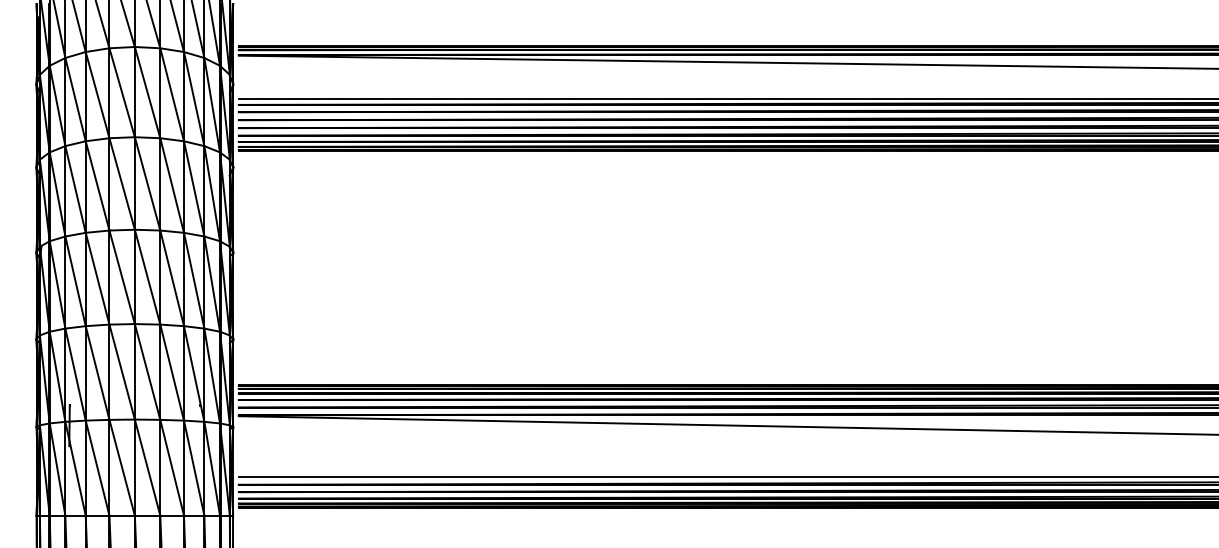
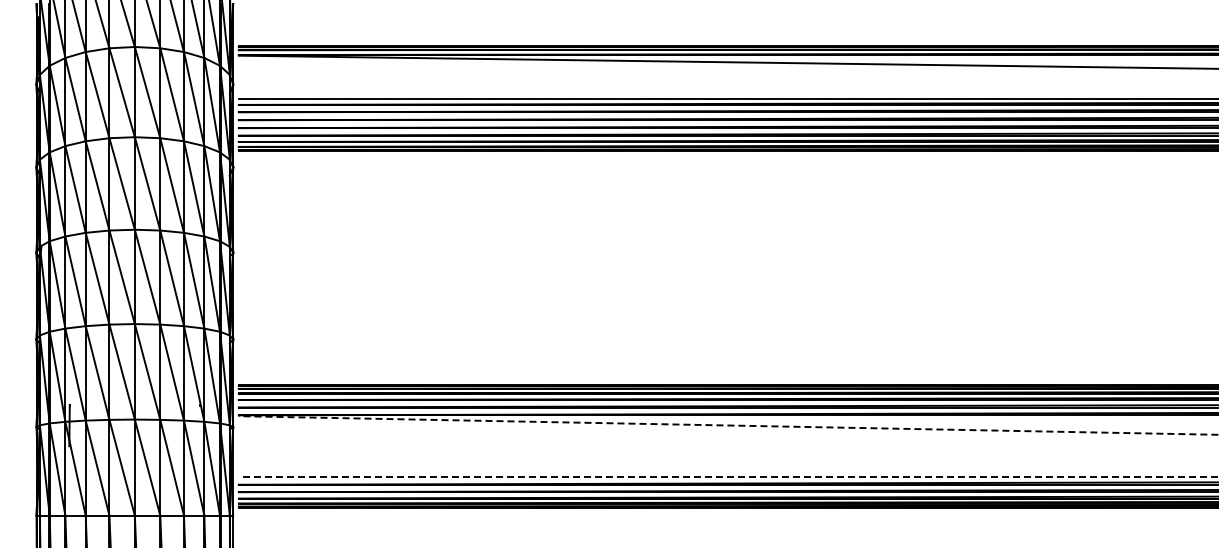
line: solid -> dashed (728, 425)
line: solid -> dashed (728, 476)
